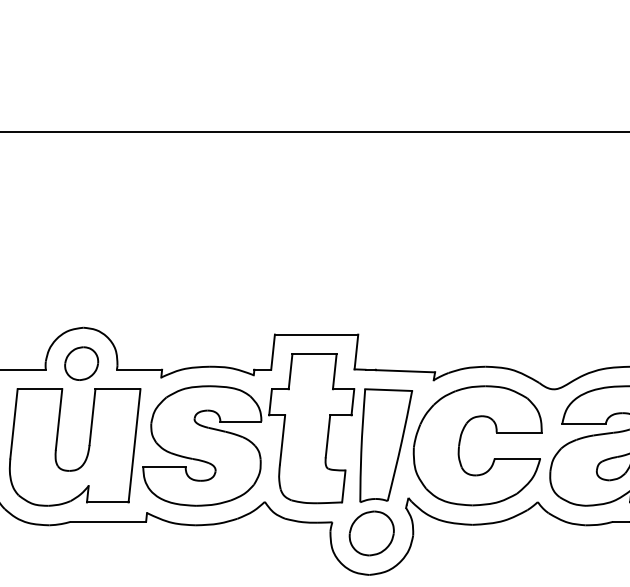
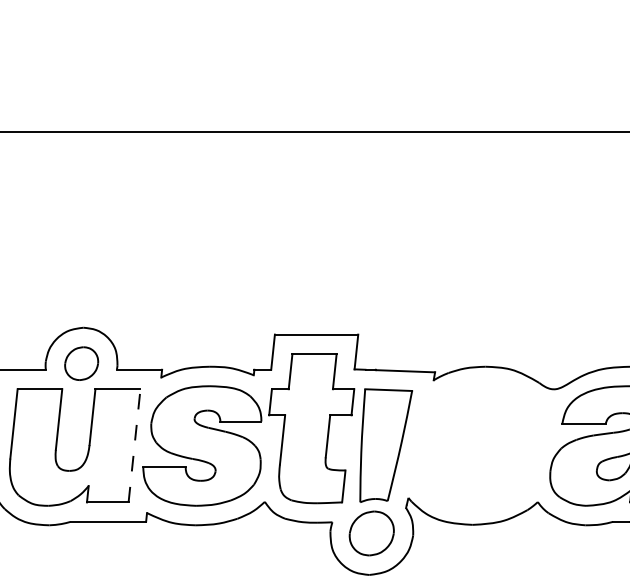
line: solid -> dashed (134, 445)
part: present -> none (460, 445)
